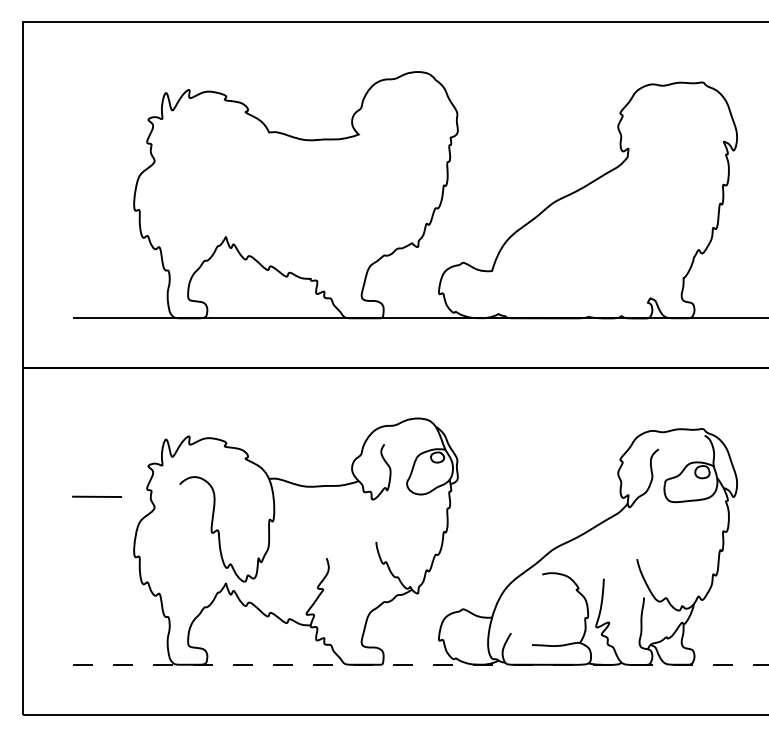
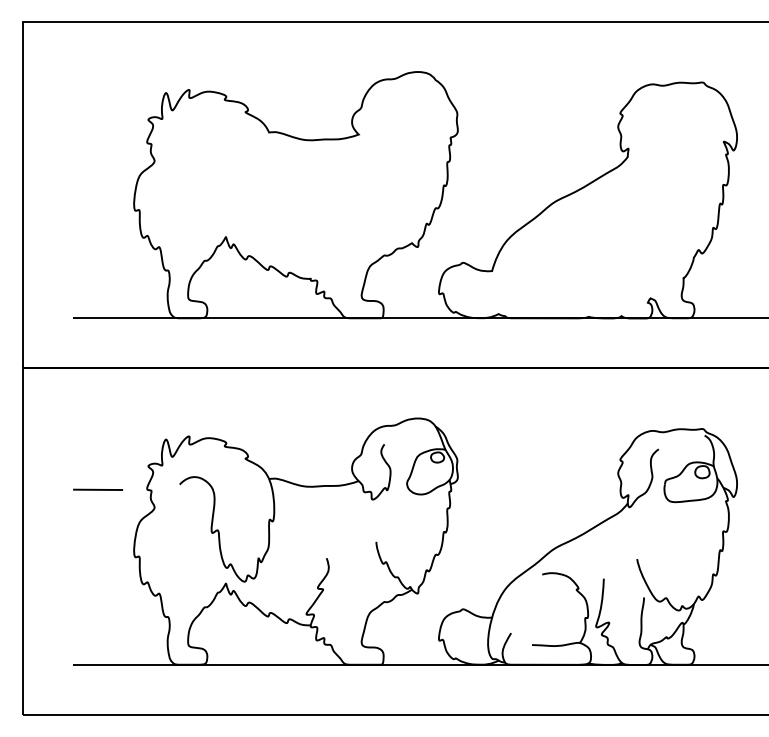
line position: (96, 496) -> (97, 489) (97, 489)
line: dashed -> solid (421, 664)
